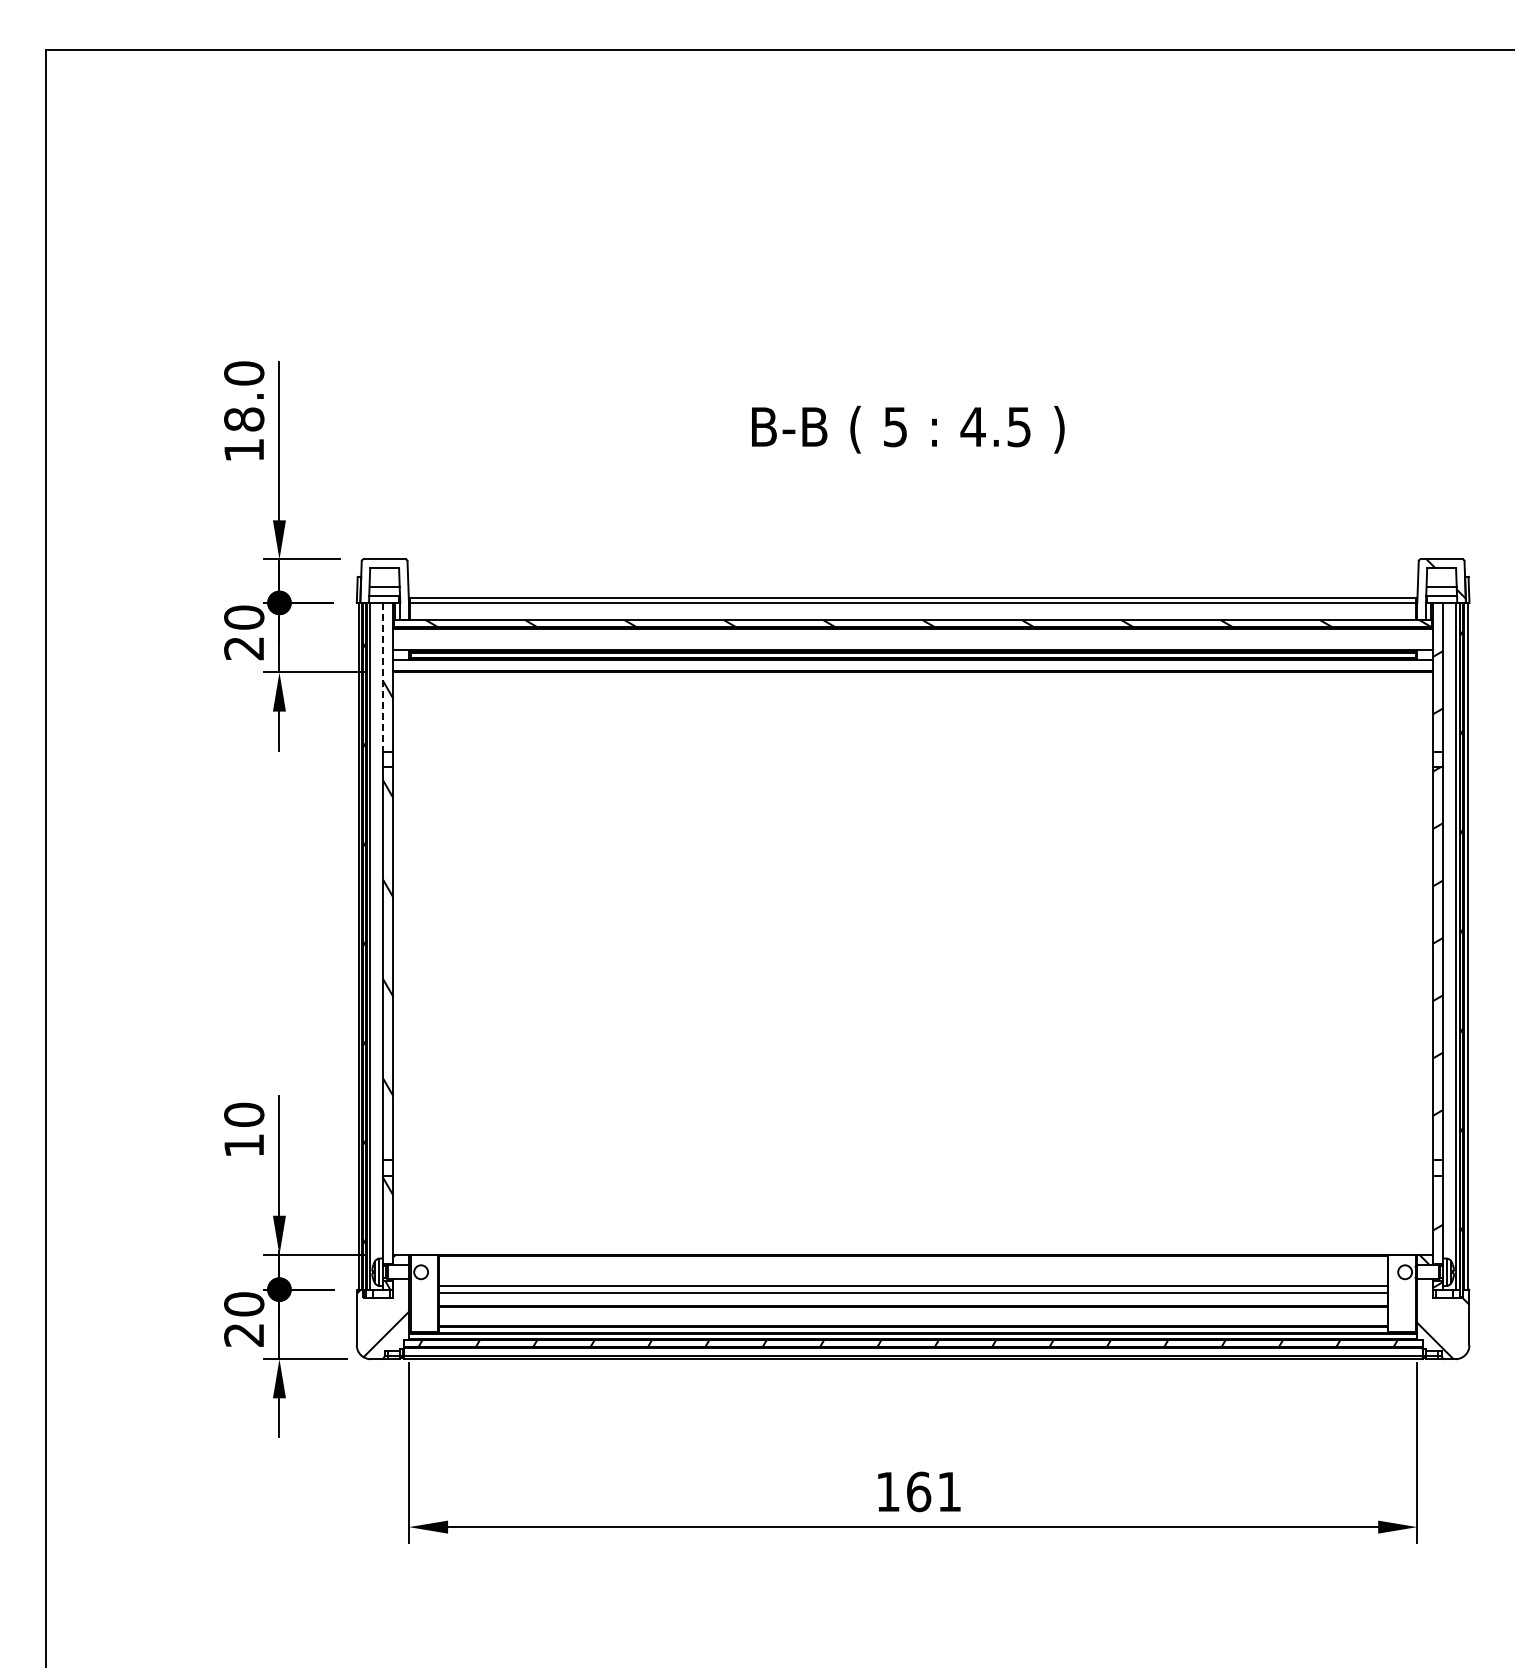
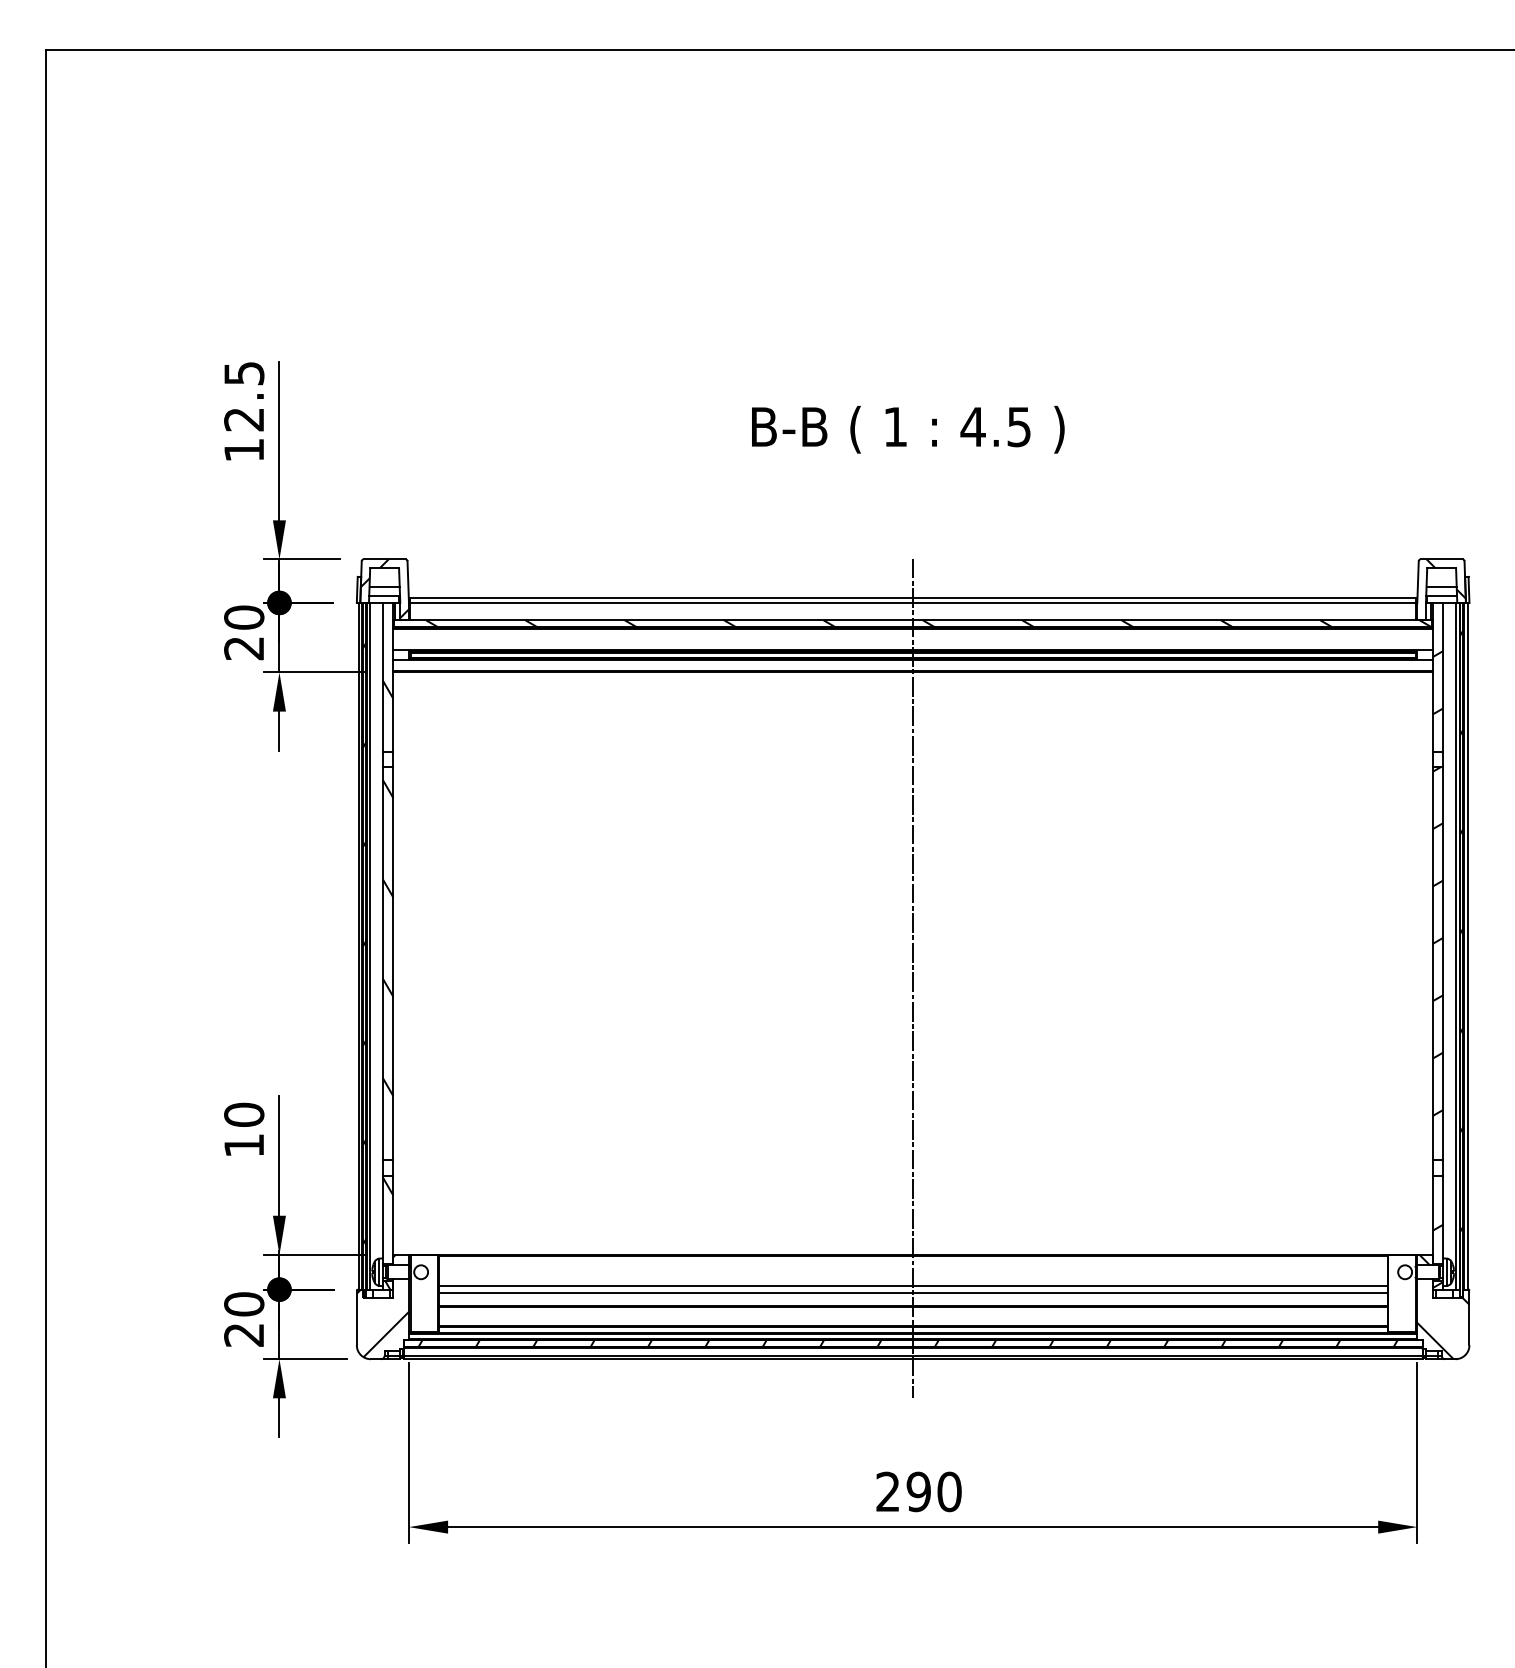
text: 18.0 -> 12.5 (244, 396)
text: 5 -> 1 (895, 427)
hatch: none -> present (384, 588)
line: dashed -> solid (382, 677)
line: none -> present (913, 978)
text: 161 -> 290 (918, 1491)
